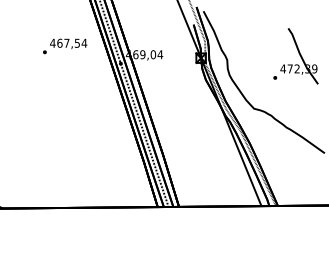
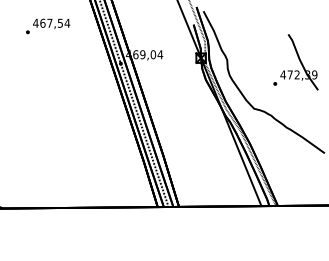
text position: (65, 46) -> (48, 26) (48, 26)
part position: (295, 56) -> (295, 62) (295, 62)
